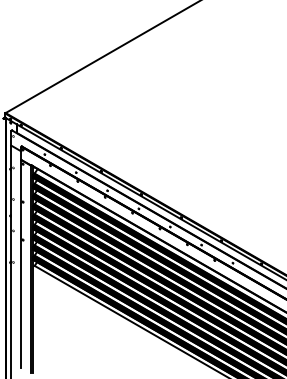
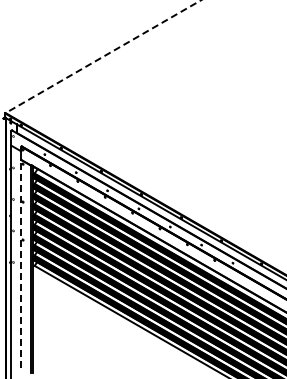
line: solid -> dashed (103, 56)
line: solid -> dashed (21, 263)
